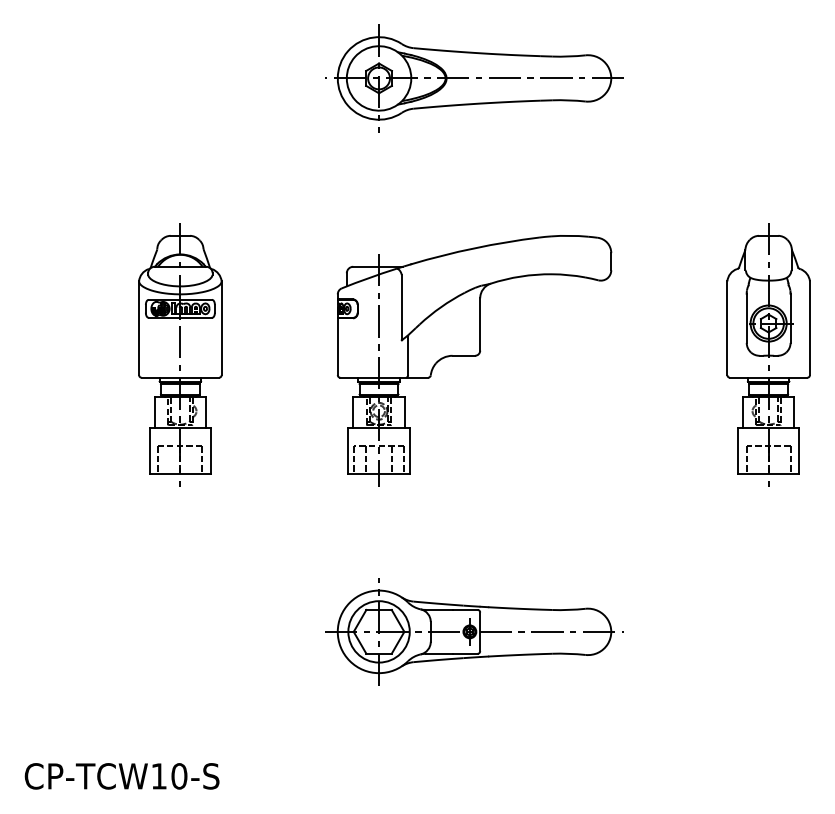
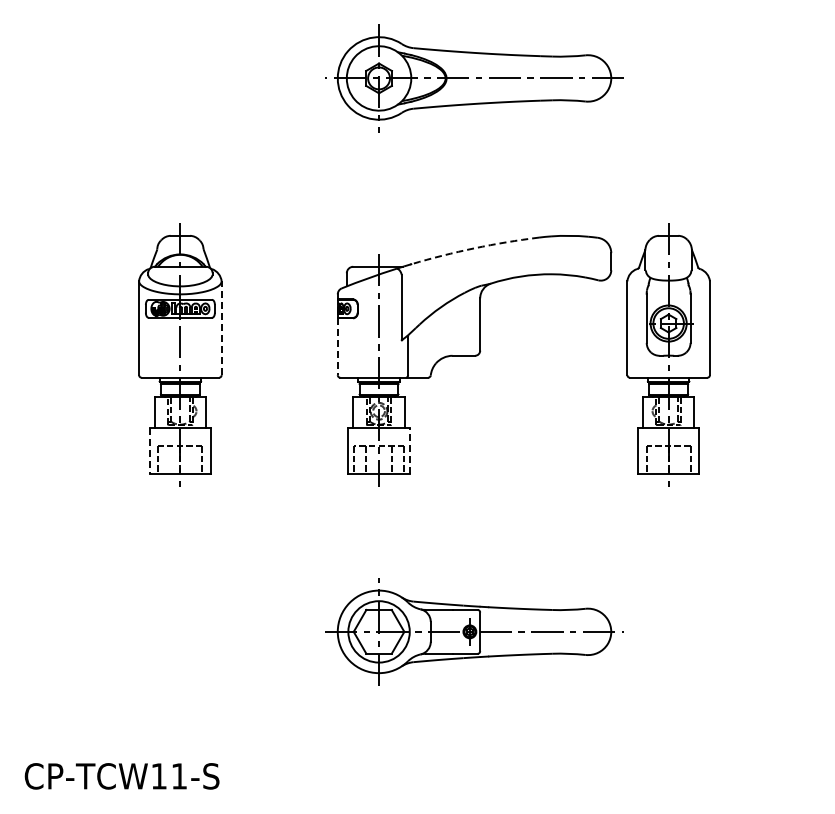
arc: solid -> dashed (474, 248)
line: solid -> dashed (221, 328)
line: solid -> dashed (337, 347)
part position: (768, 354) -> (668, 354) (668, 354)
line: solid -> dashed (409, 450)
line: solid -> dashed (149, 451)
text: CP-TCW10-S -> CP-TCW11-S (179, 776)
